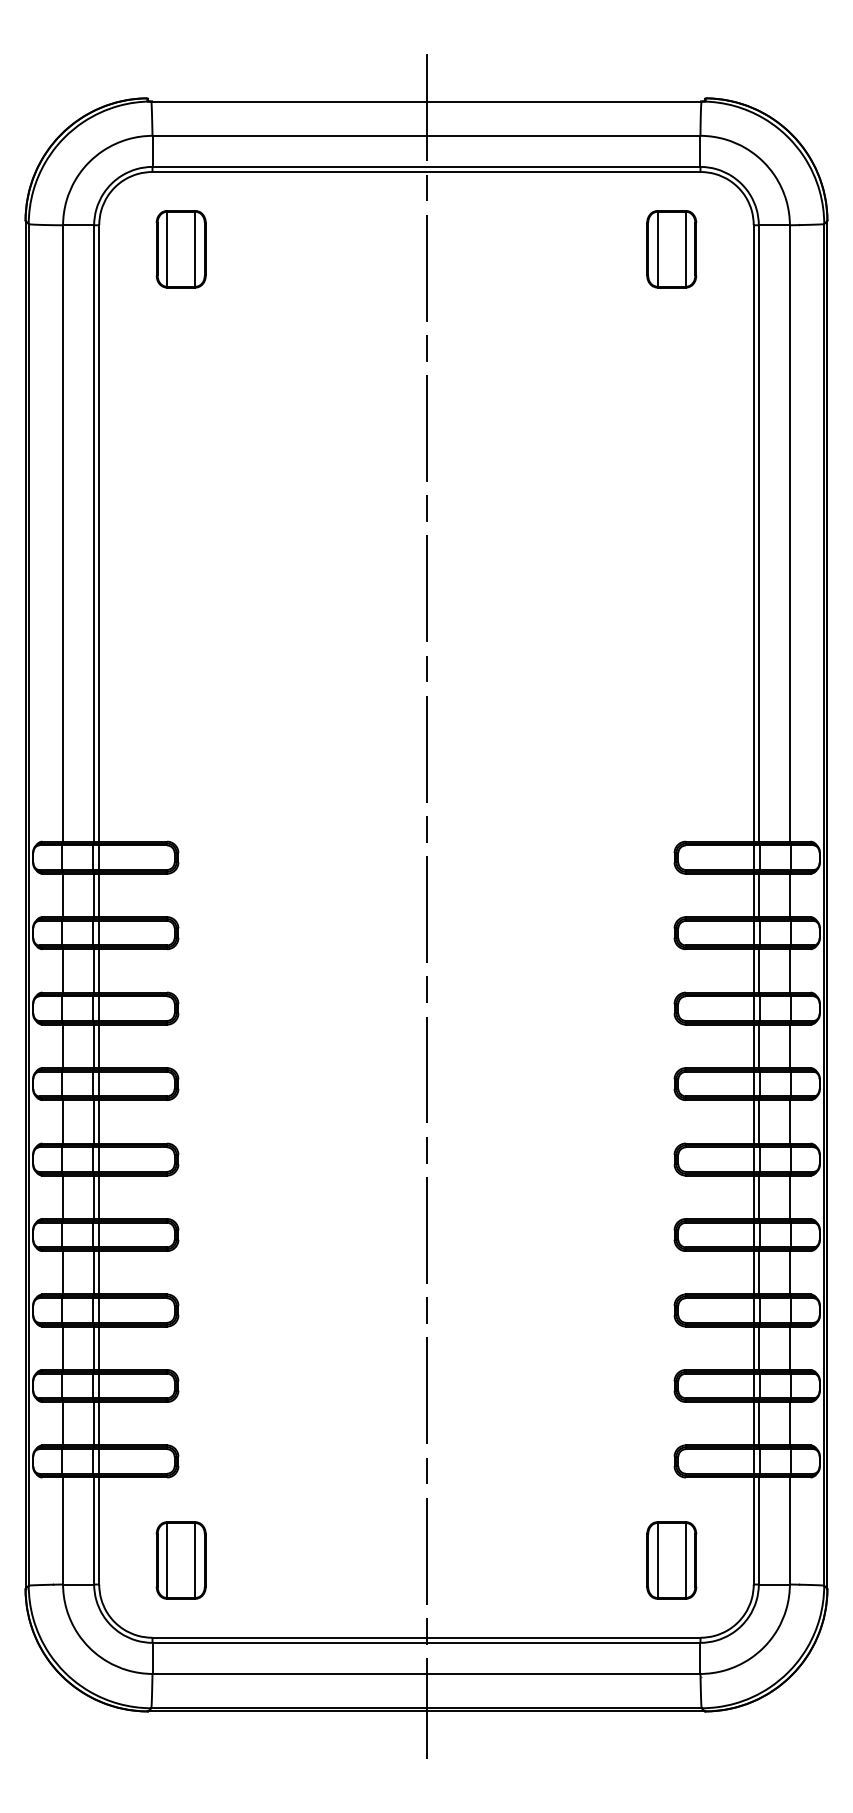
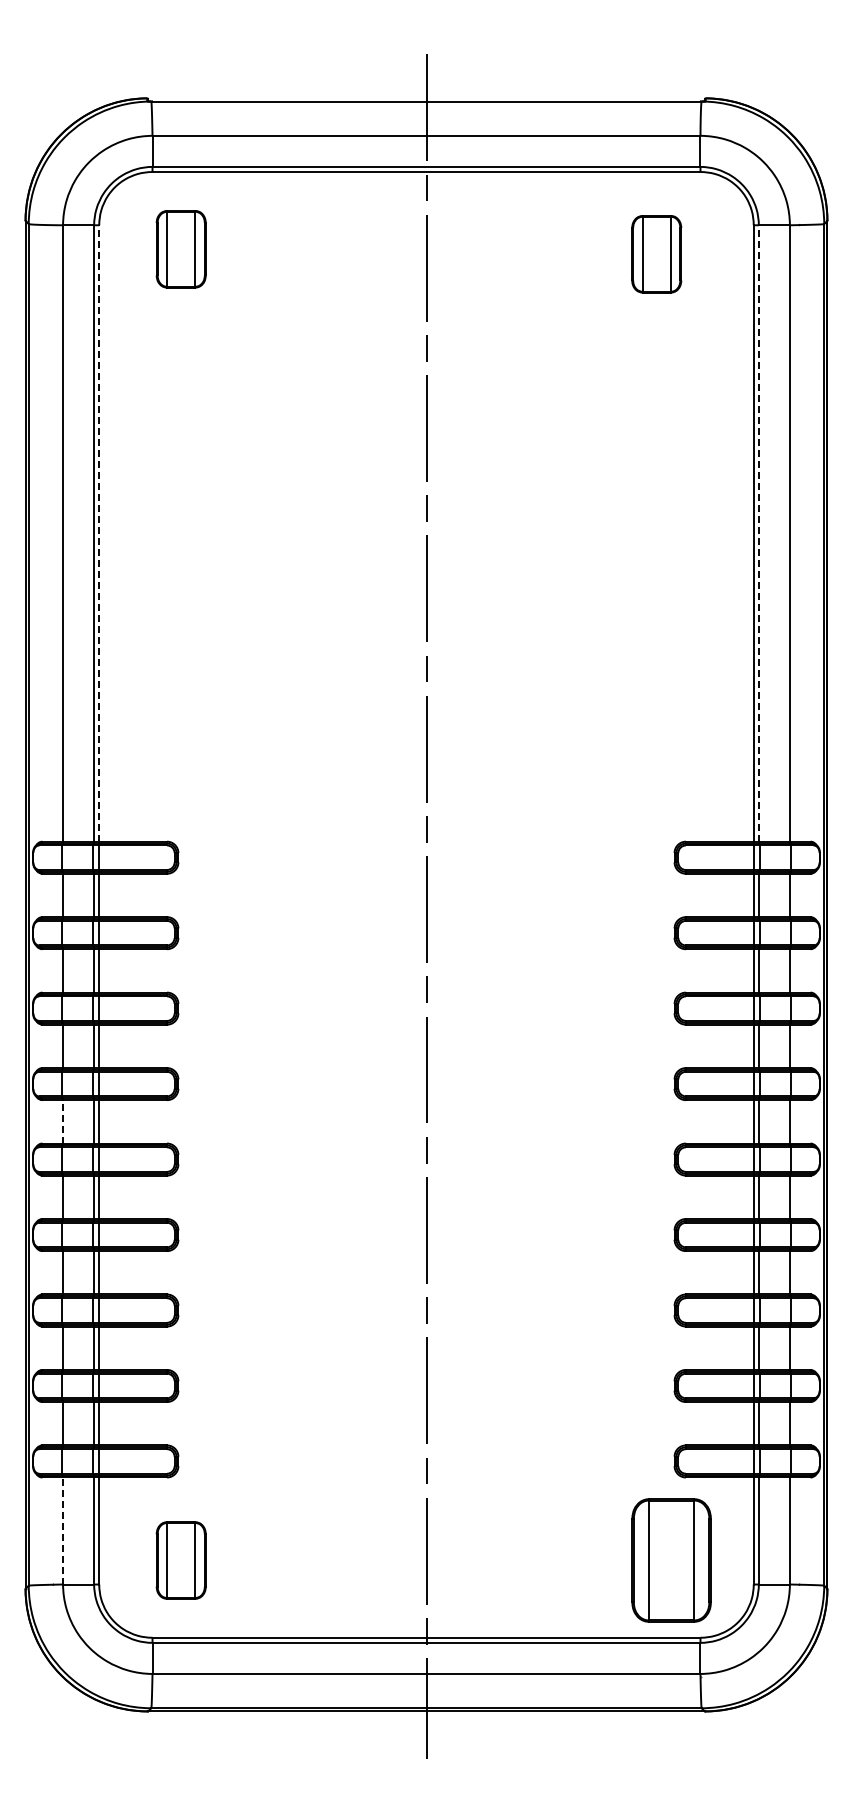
part position: (671, 249) -> (656, 254) (656, 254)
line: solid -> dashed (99, 532)
line: solid -> dashed (758, 532)
line: solid -> dashed (63, 1121)
line: solid -> dashed (63, 1531)
part size: 52x79 px -> 81x125 px (671, 1560)
